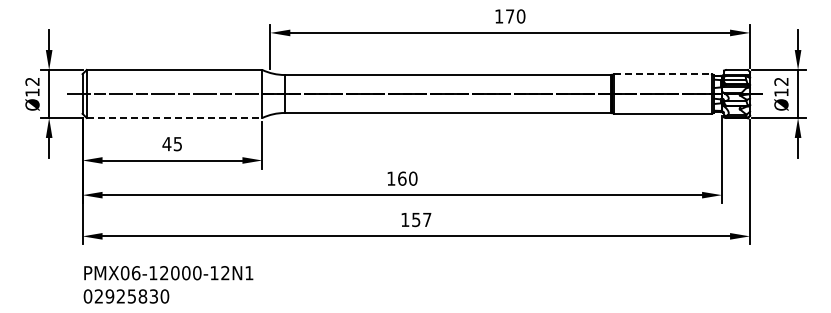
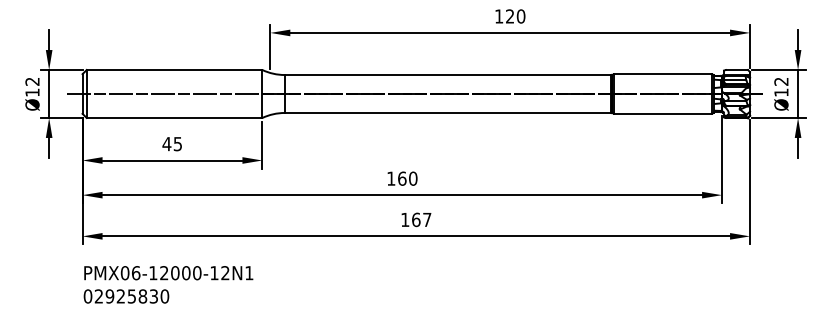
text: 170 -> 120 (510, 16)
line: dashed -> solid (662, 74)
line: dashed -> solid (174, 117)
text: 157 -> 167 (416, 219)
